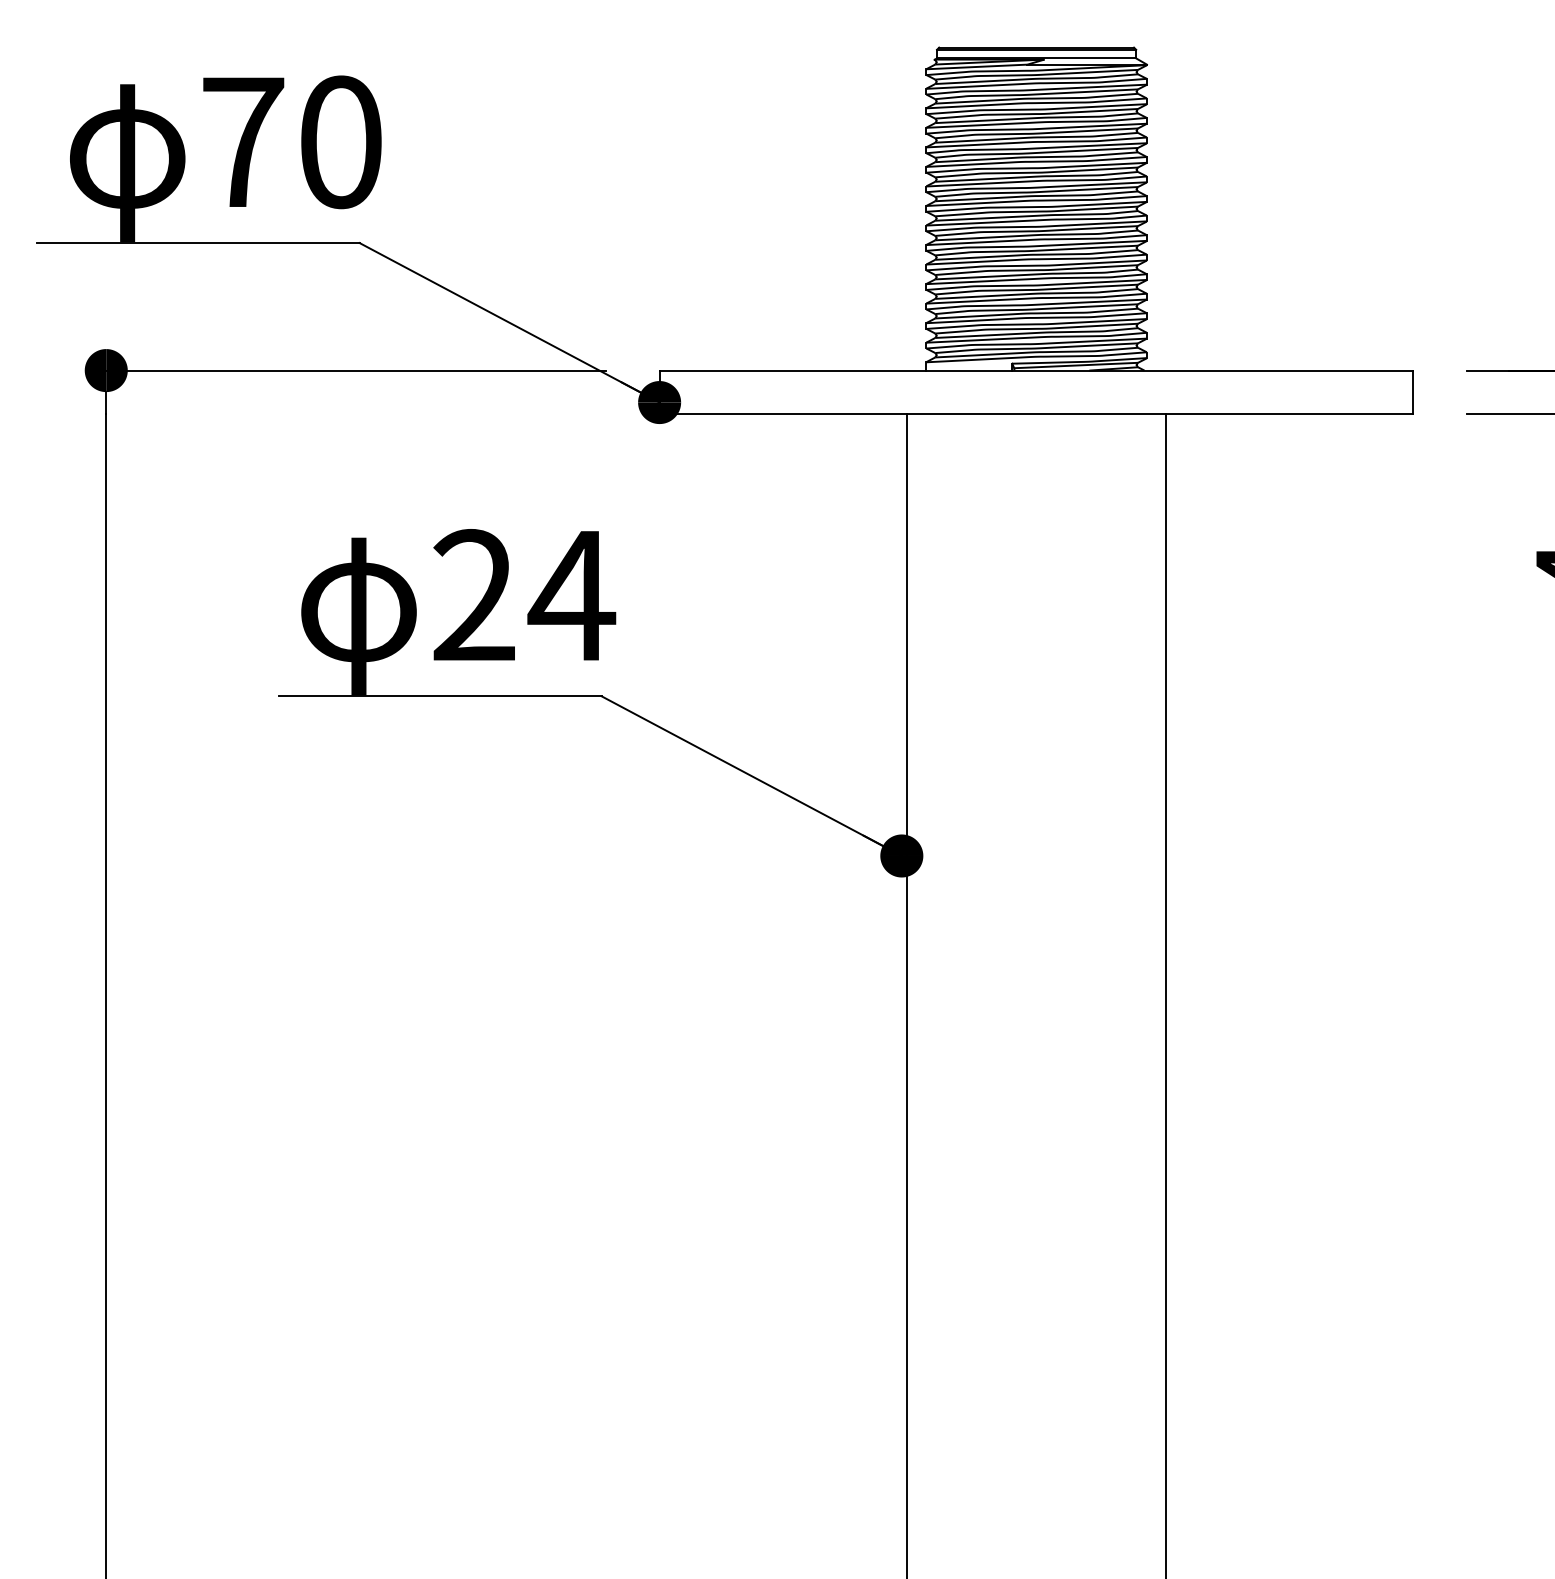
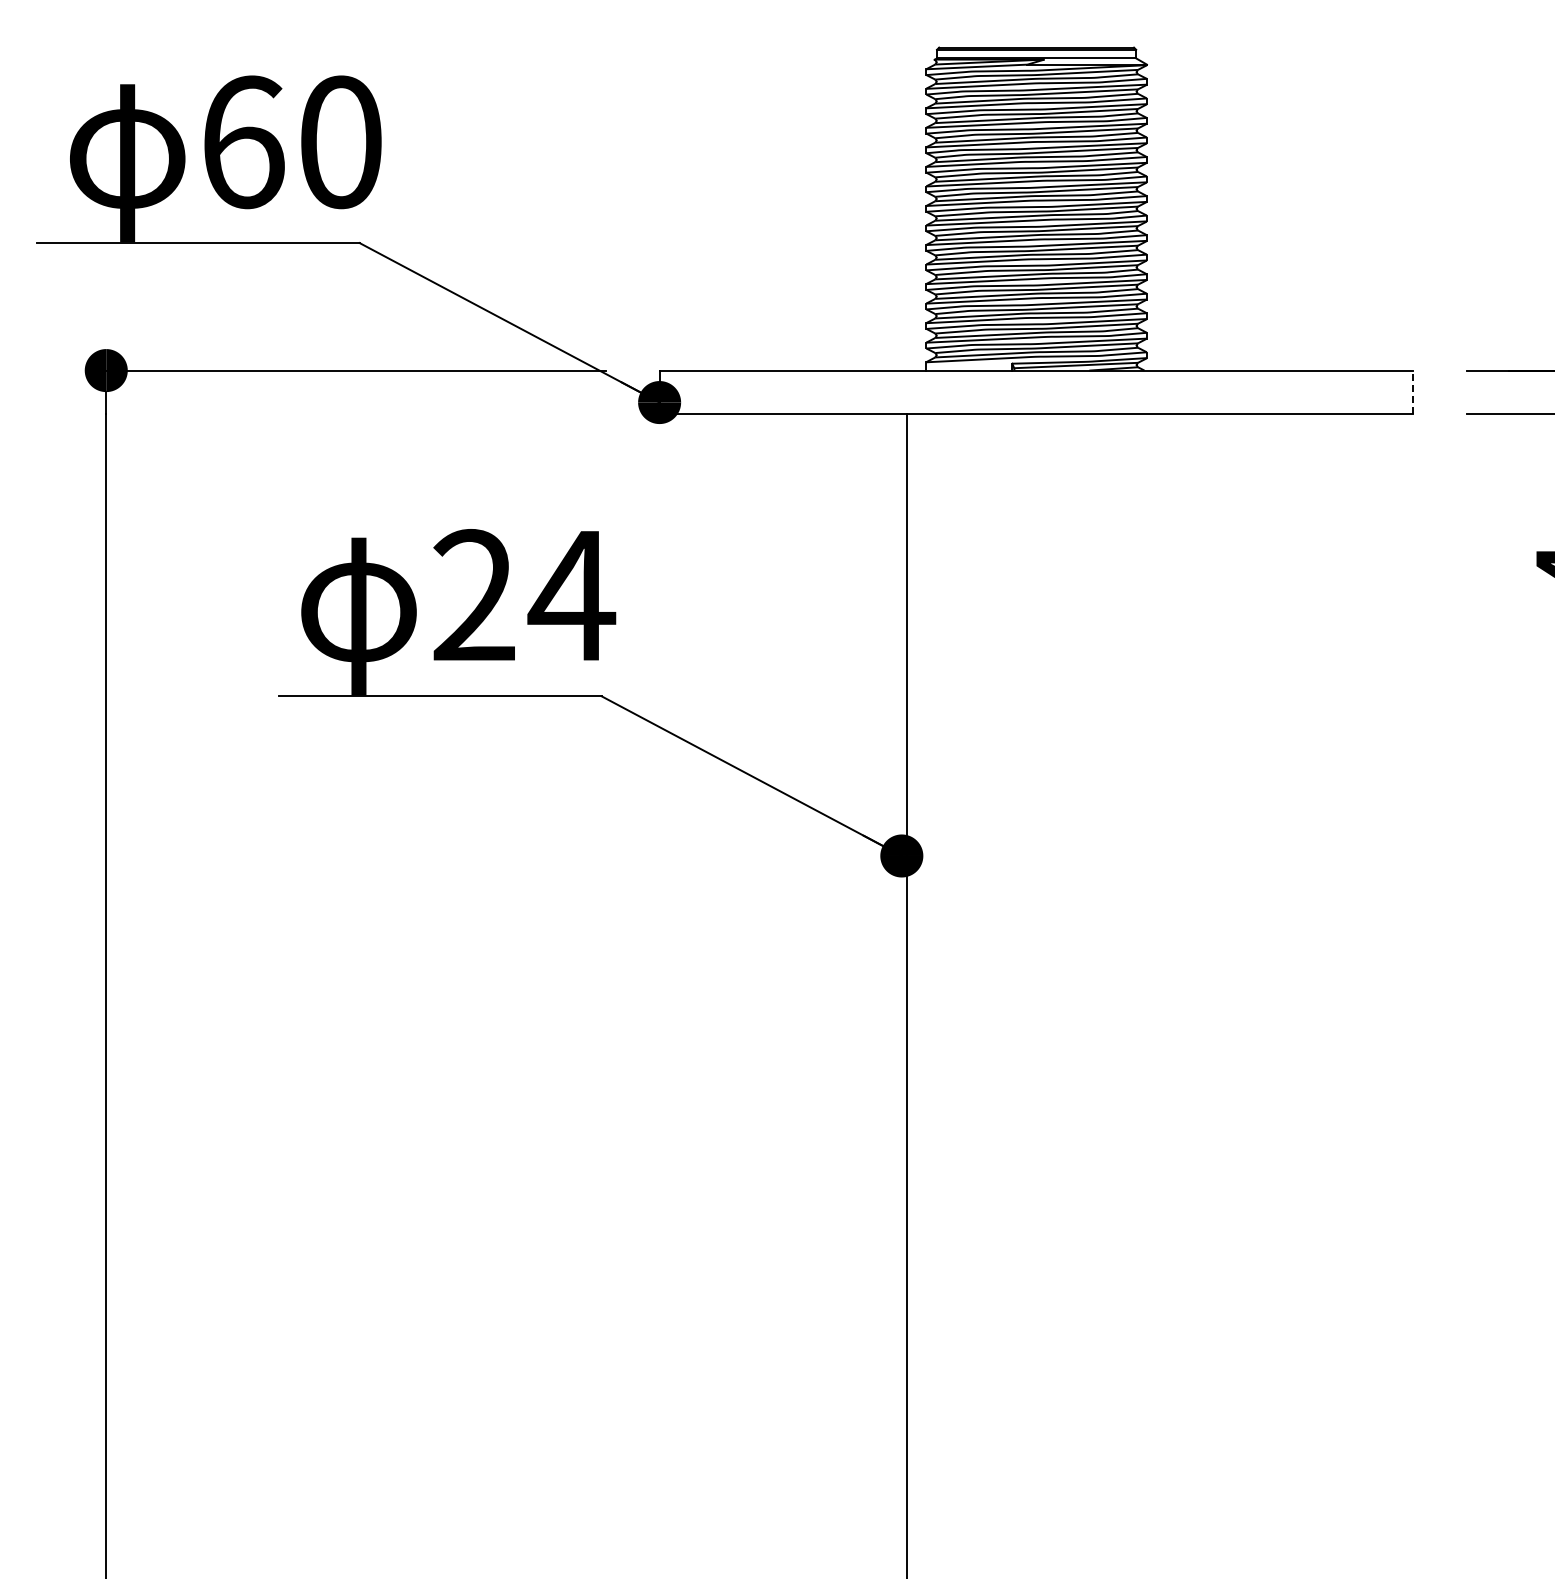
text: 70 -> 60 (243, 142)
line: solid -> dashed (1413, 392)
line: present -> none (1165, 994)
